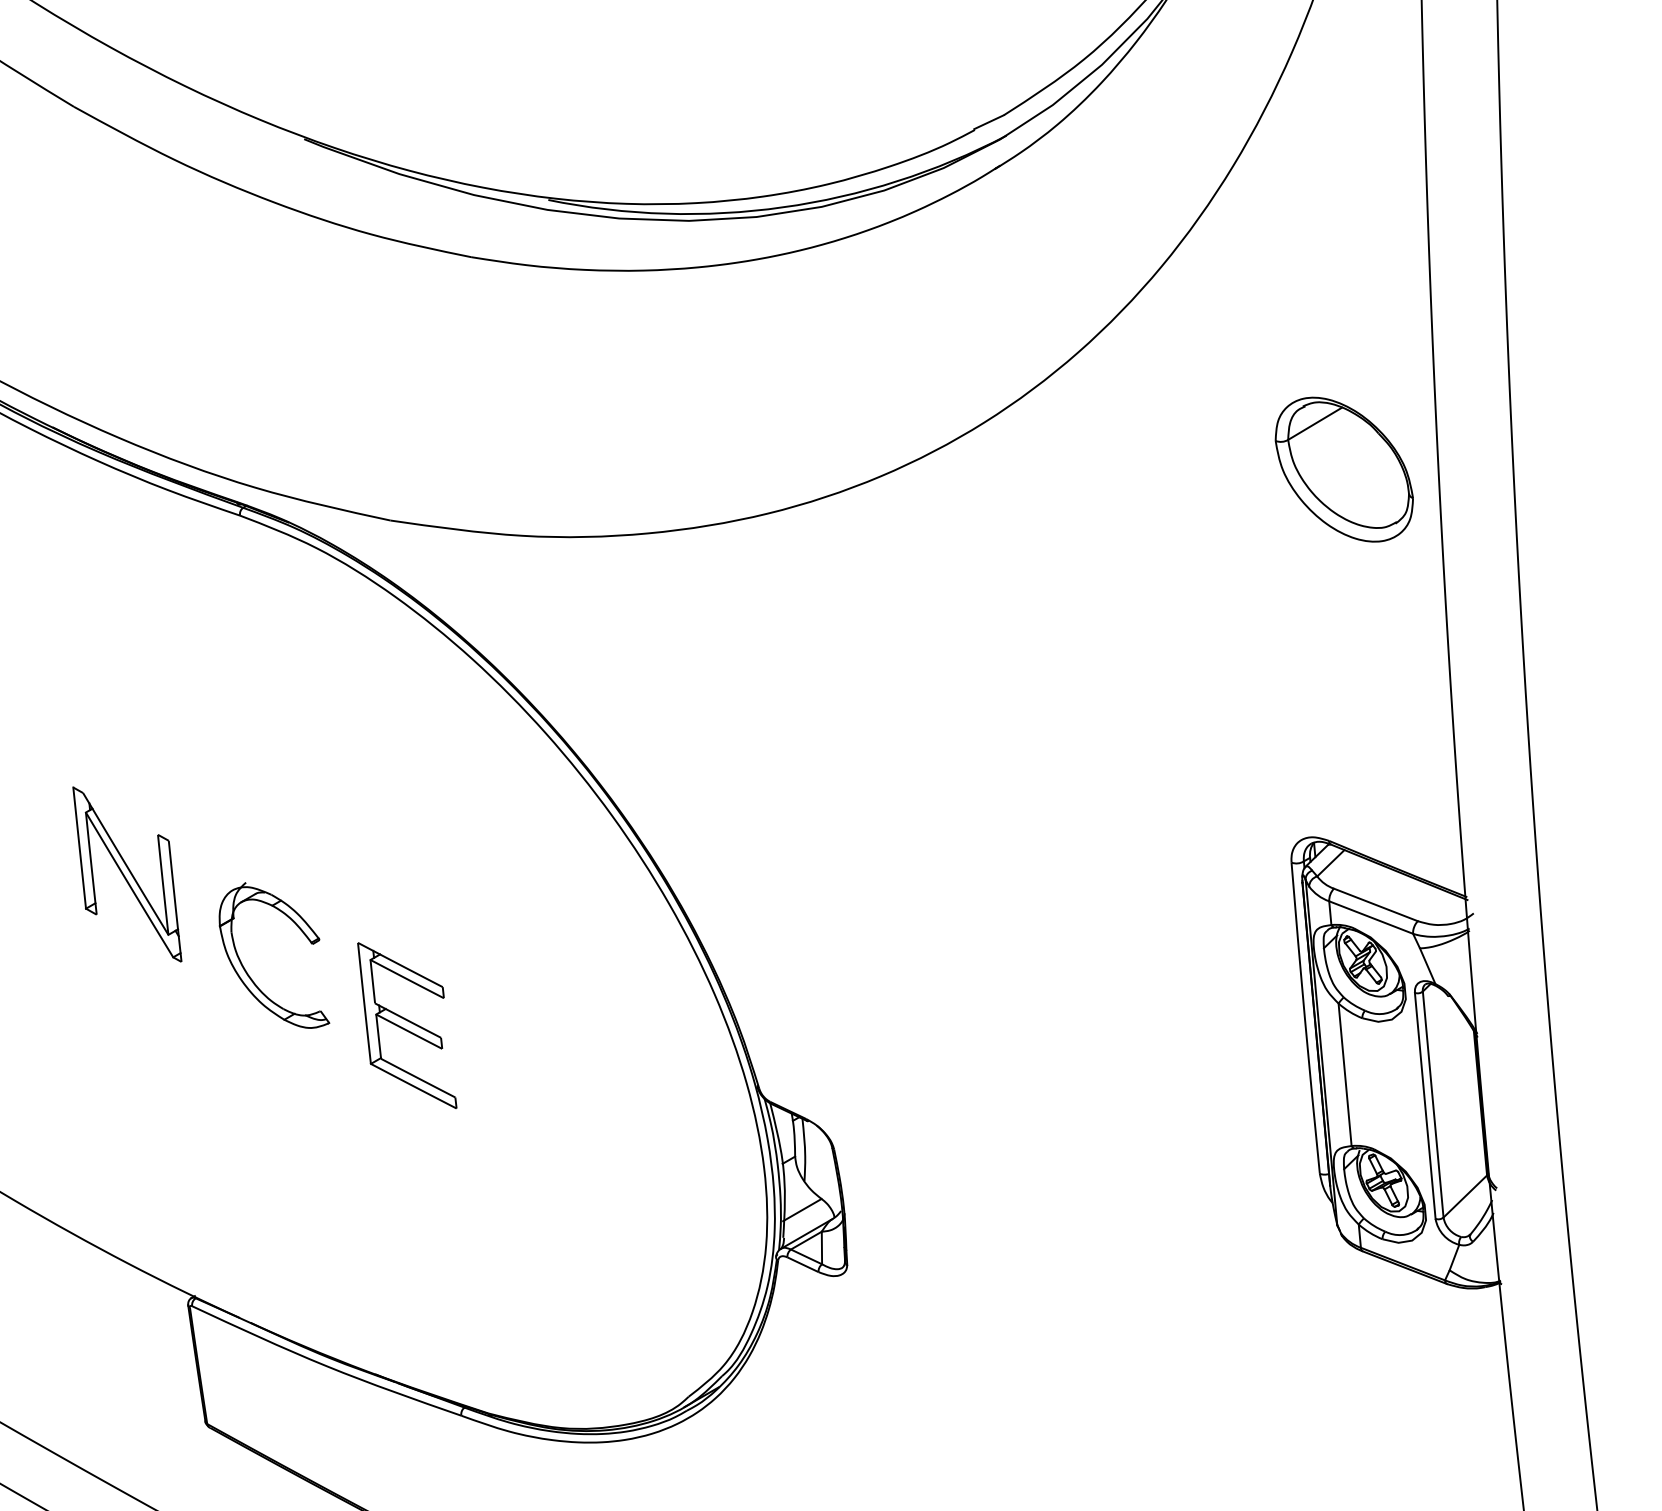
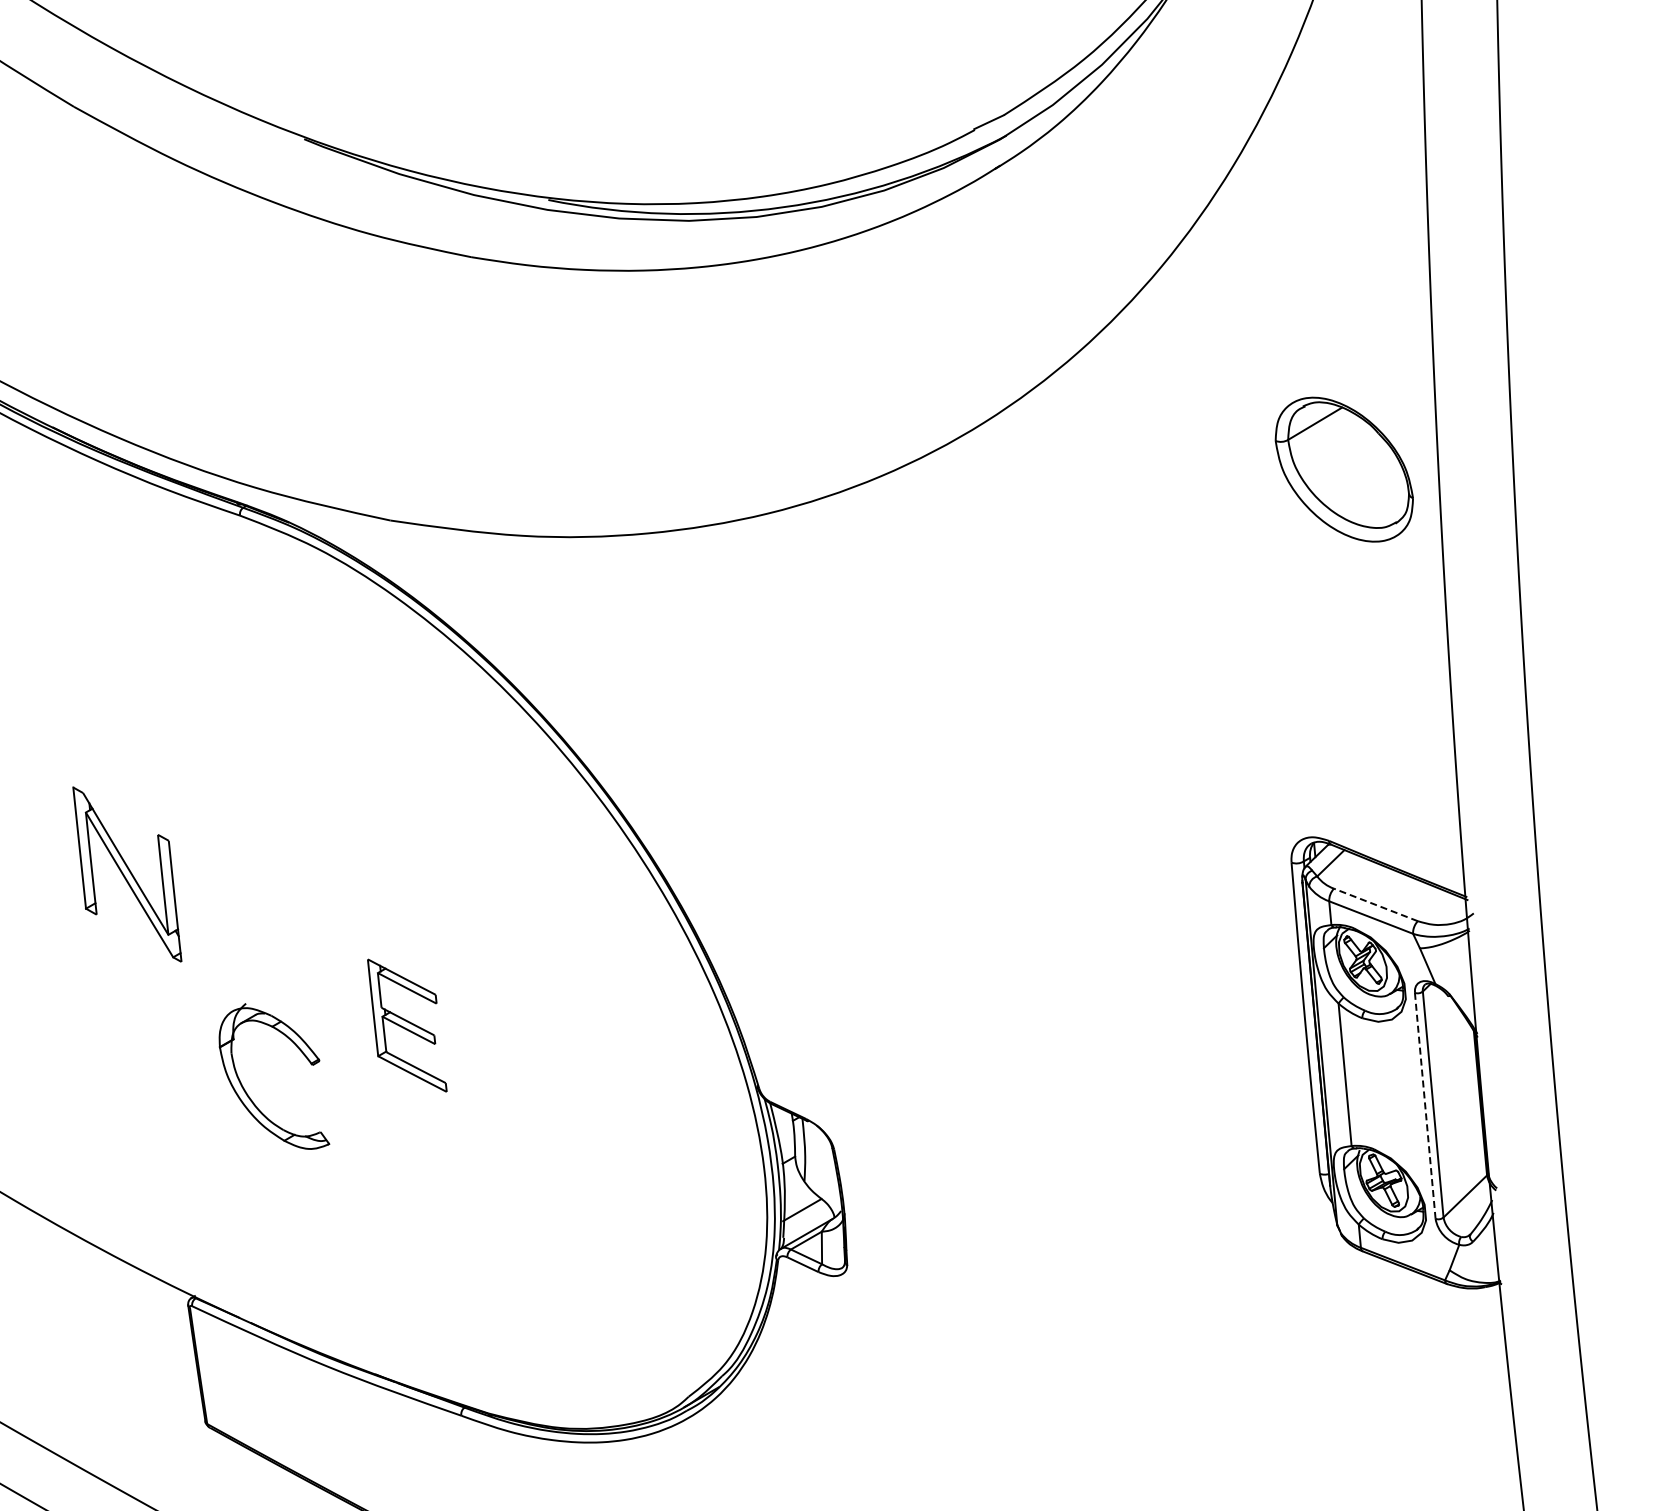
line: solid -> dashed (1375, 904)
part position: (248, 973) -> (248, 1094) (248, 1094)
part size: 101x167 px -> 81x135 px (407, 1025)
line: solid -> dashed (1425, 1106)
